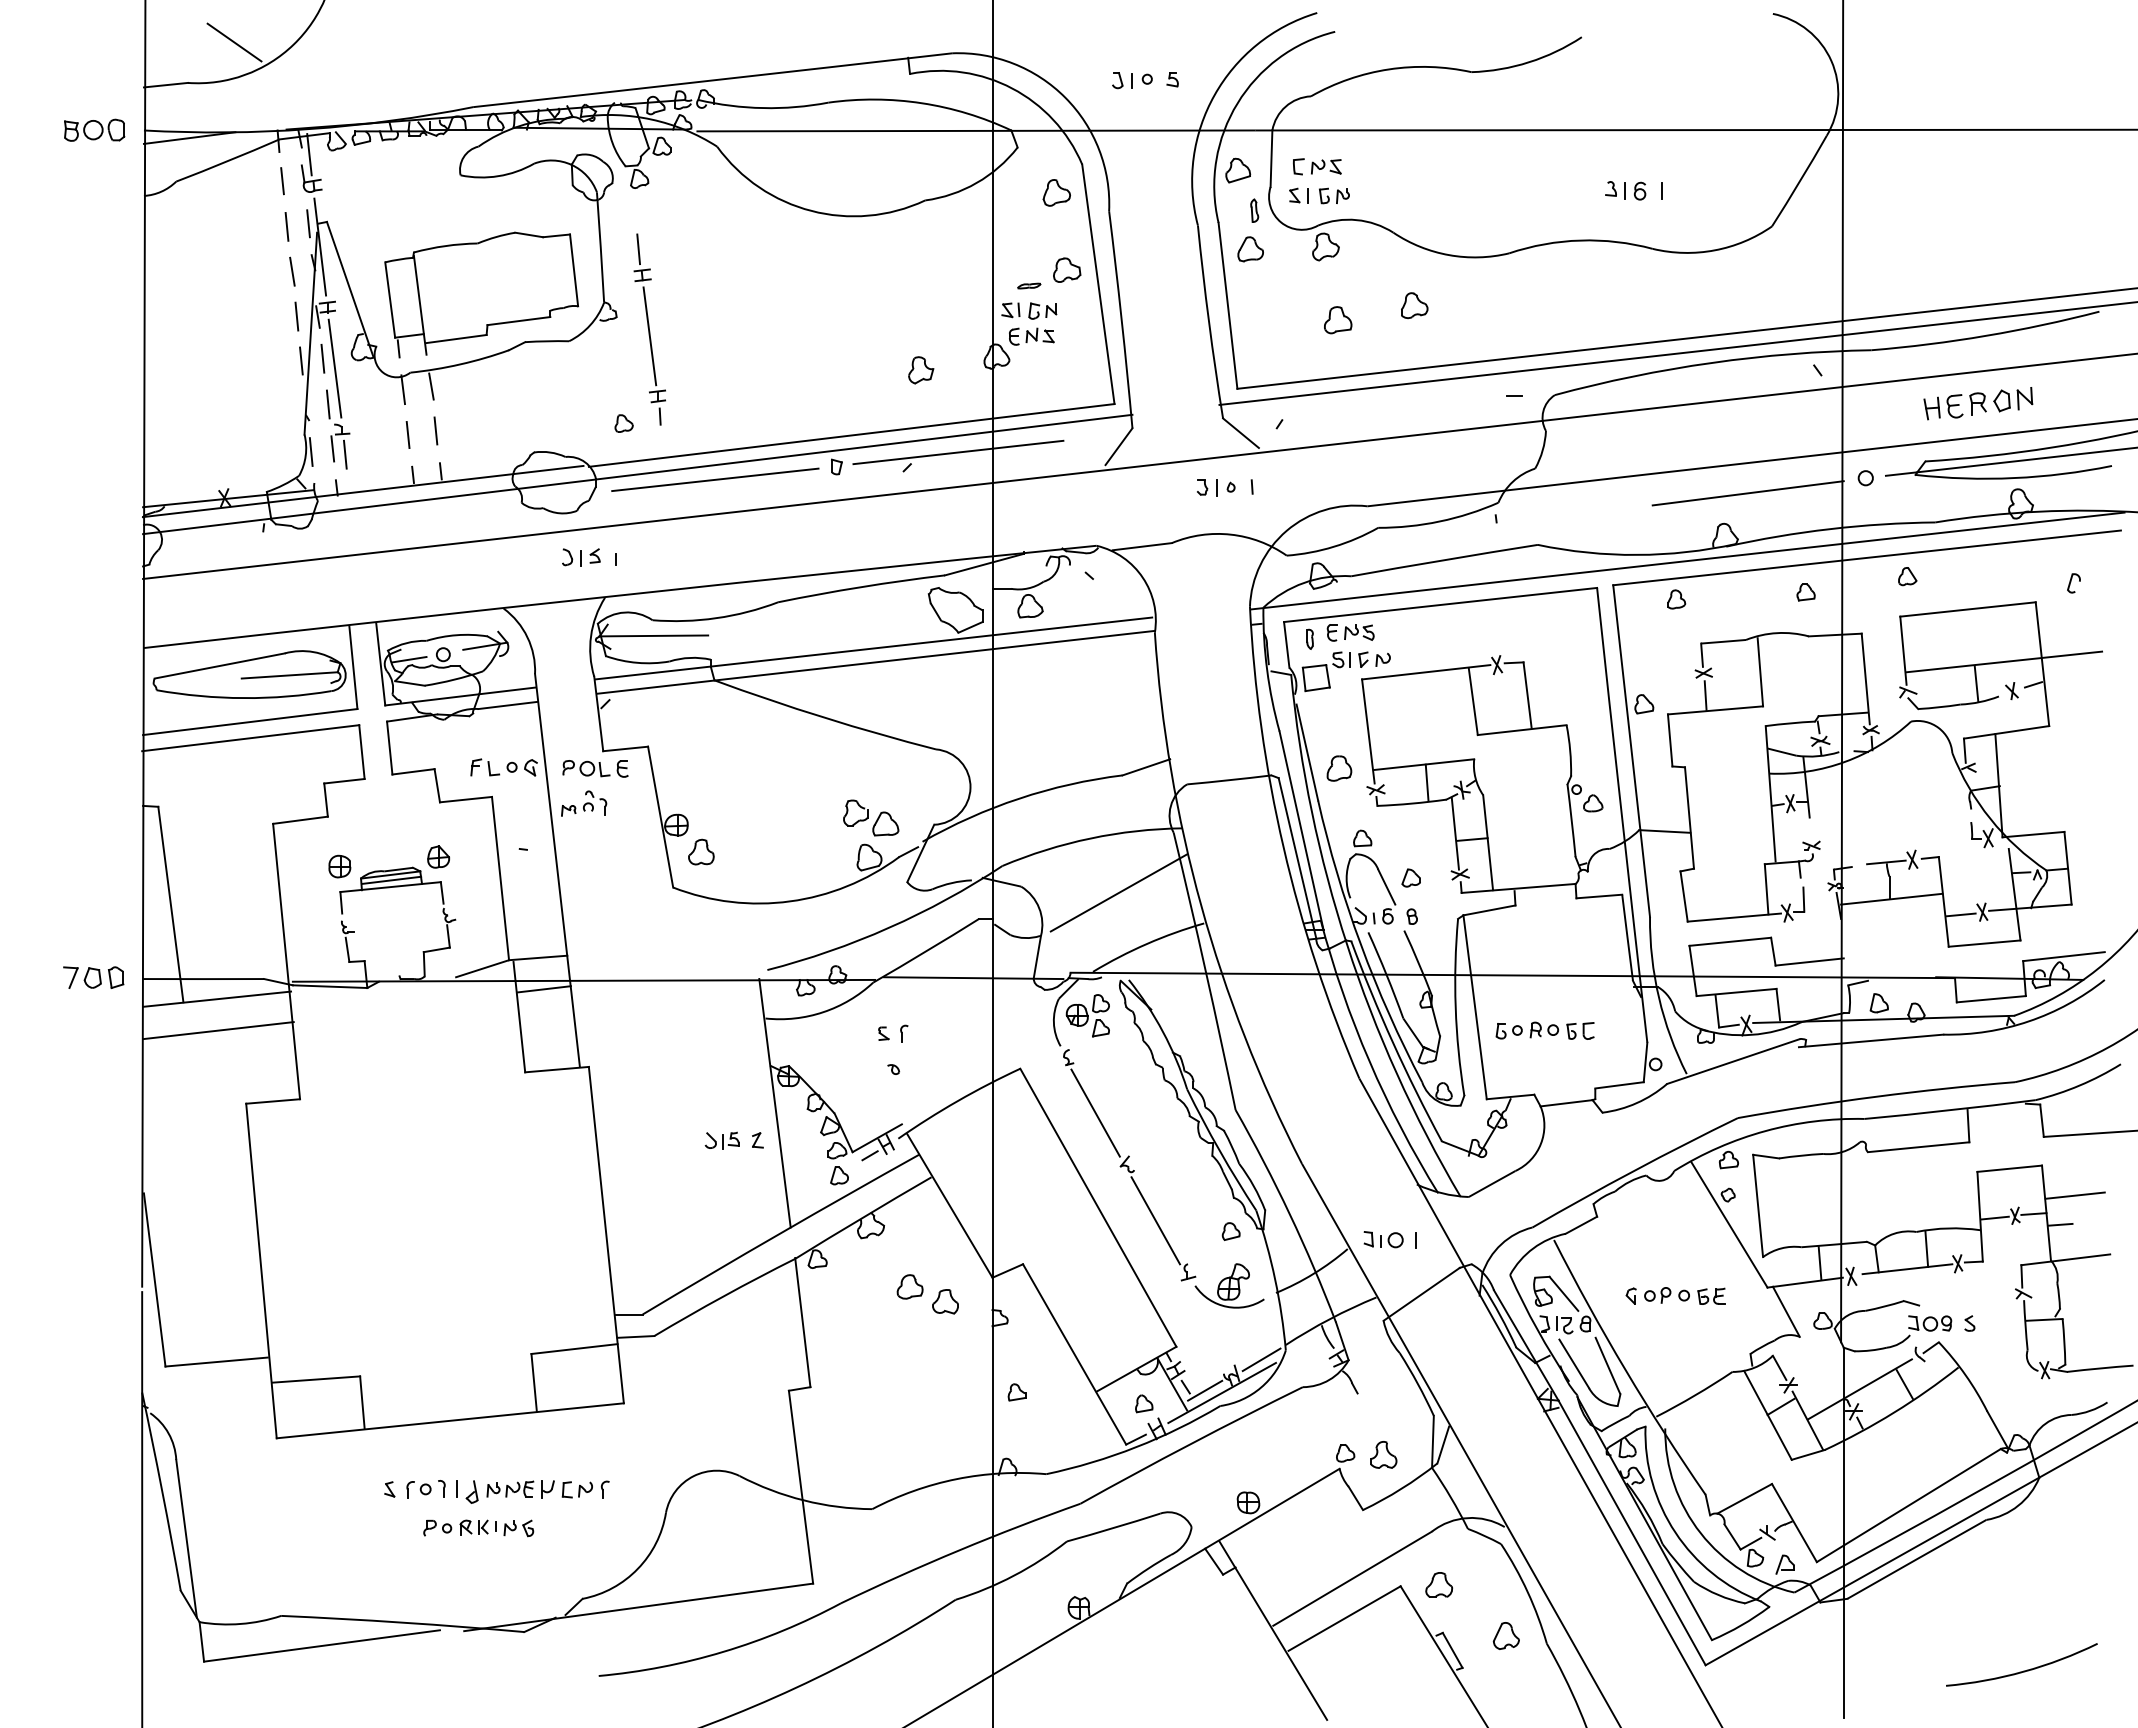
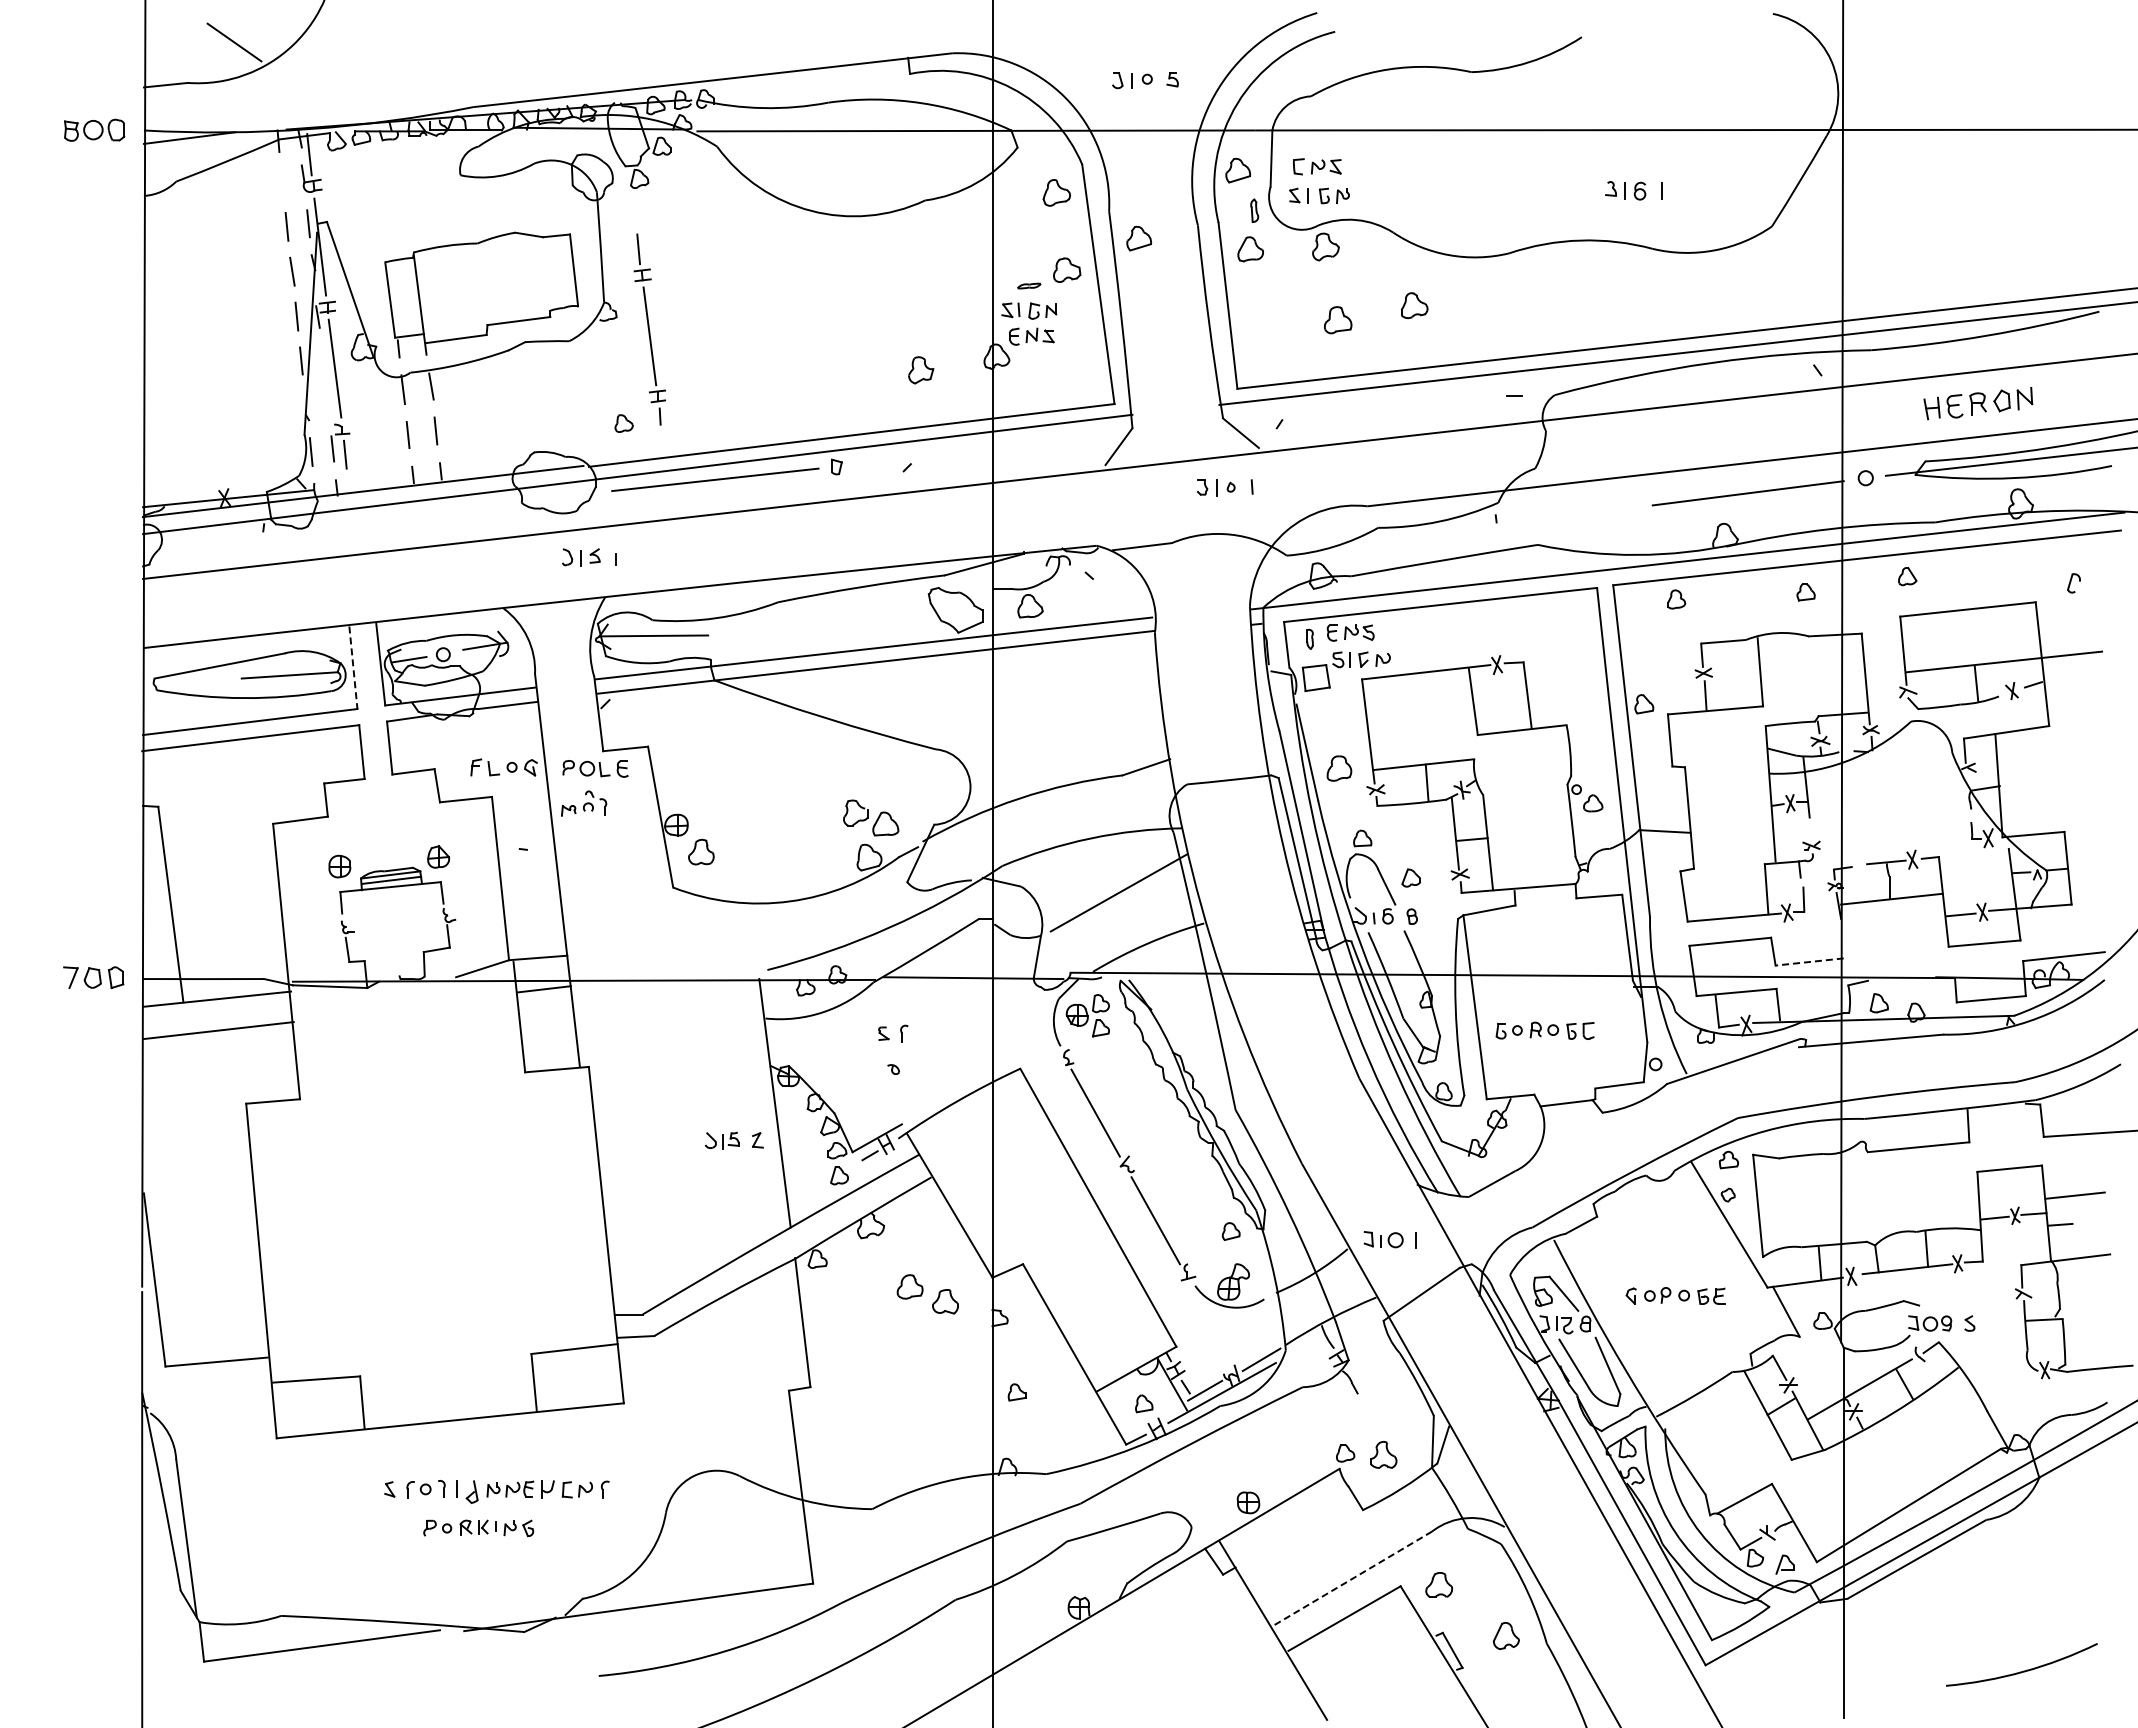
line: present -> none (282, 181)
part: none -> present (1139, 238)
line: present -> none (322, 358)
line: present -> none (327, 404)
line: present -> none (958, 452)
line: solid -> dashed (353, 668)
line: solid -> dashed (1809, 962)
line: solid -> dashed (1352, 1578)
